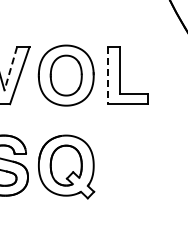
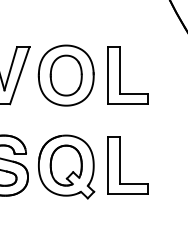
line: dashed -> solid (10, 68)
line: dashed -> solid (107, 75)
part: none -> present (120, 165)
